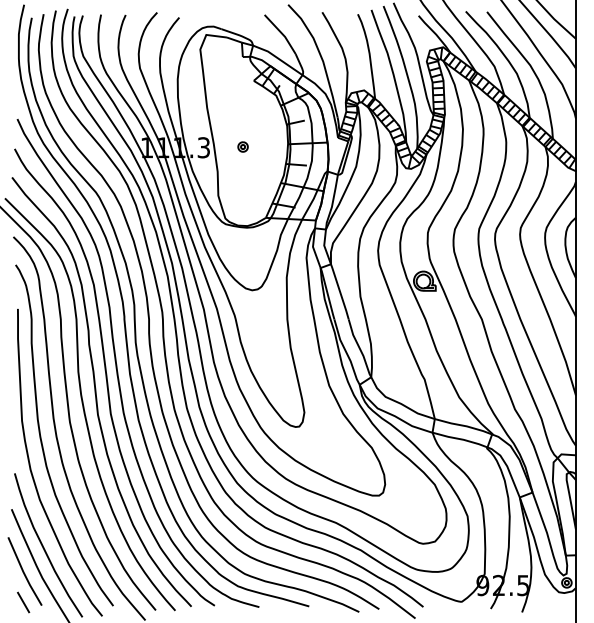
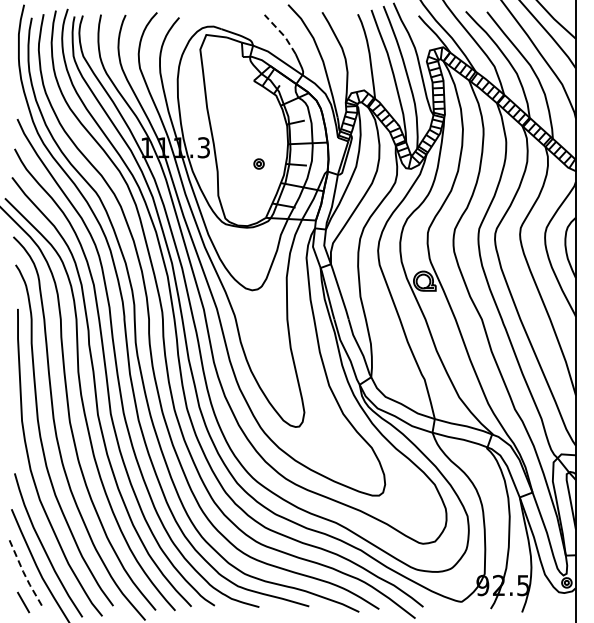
line: solid -> dashed (281, 33)
part position: (242, 146) -> (258, 163) (258, 163)
line: solid -> dashed (23, 571)
